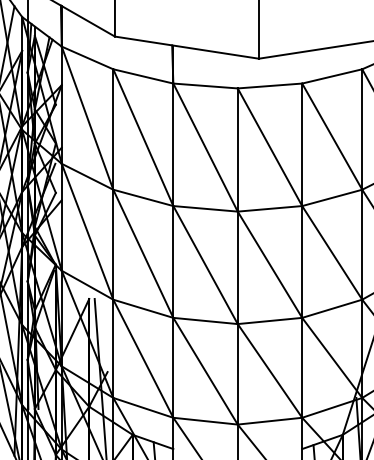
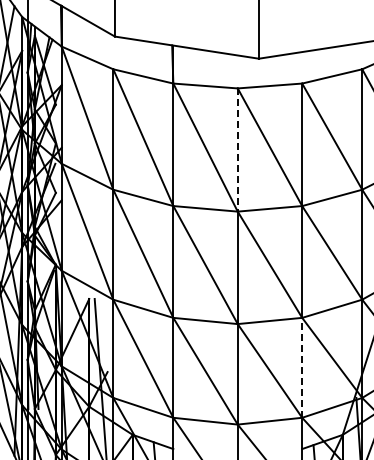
line: solid -> dashed (237, 150)
line: solid -> dashed (302, 367)
